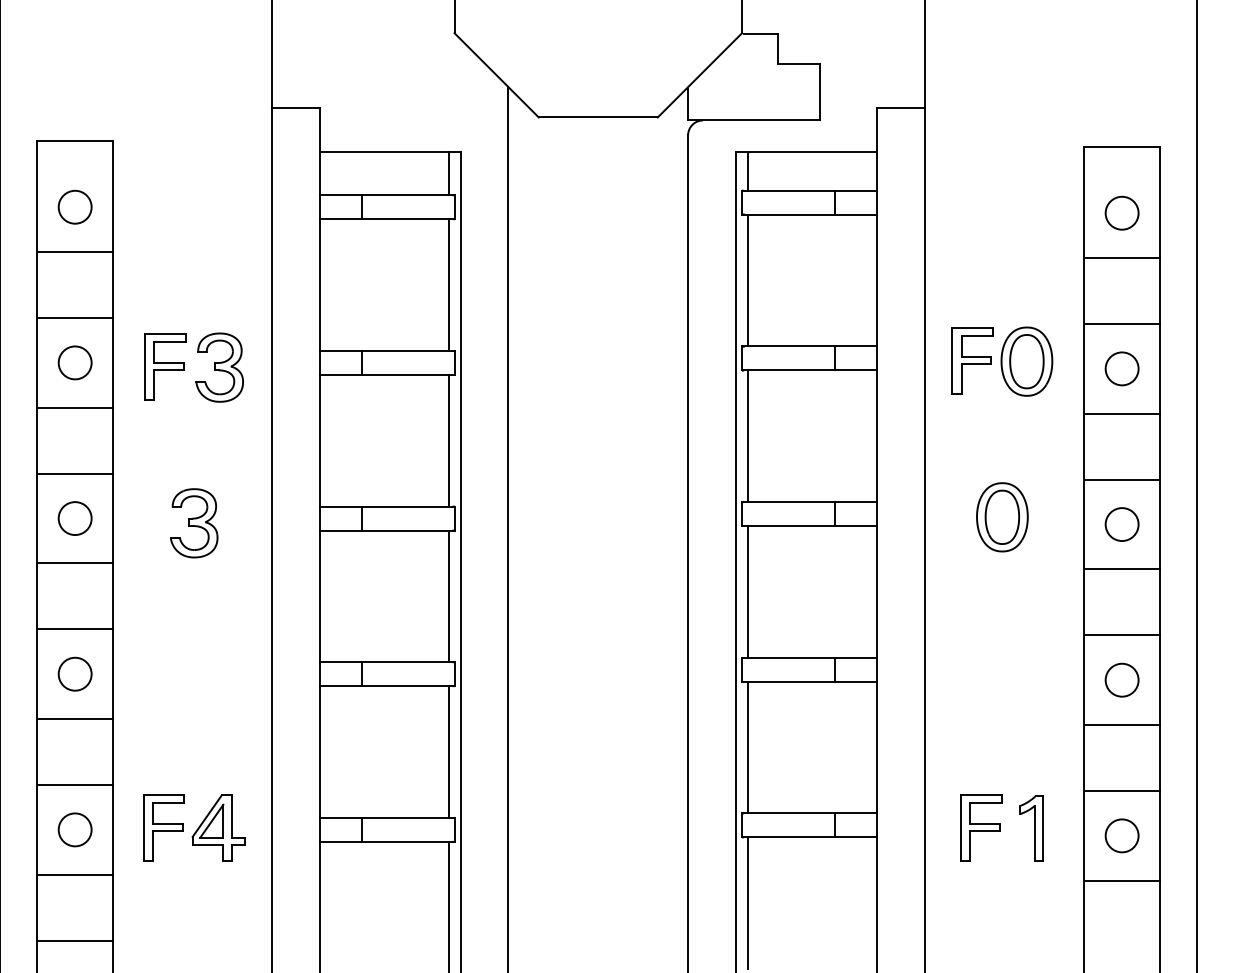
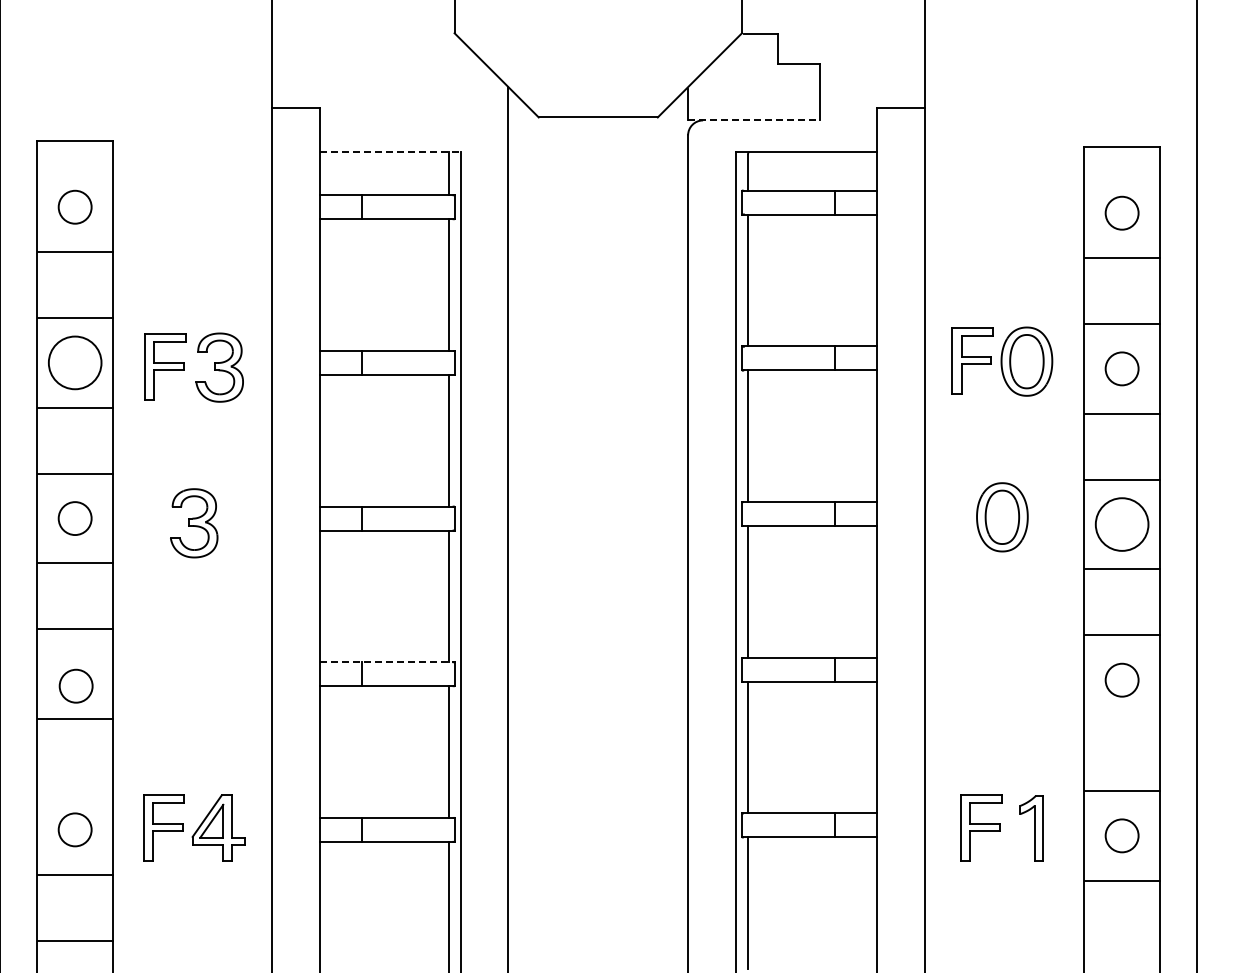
line: solid -> dashed (753, 120)
line: solid -> dashed (390, 151)
circle diameter: 33 px -> 53 px (74, 362)
circle diameter: 33 px -> 53 px (1121, 524)
line: solid -> dashed (386, 662)
circle position: (74, 673) -> (75, 685) (75, 685)
line: present -> none (1121, 725)
line: present -> none (74, 784)
